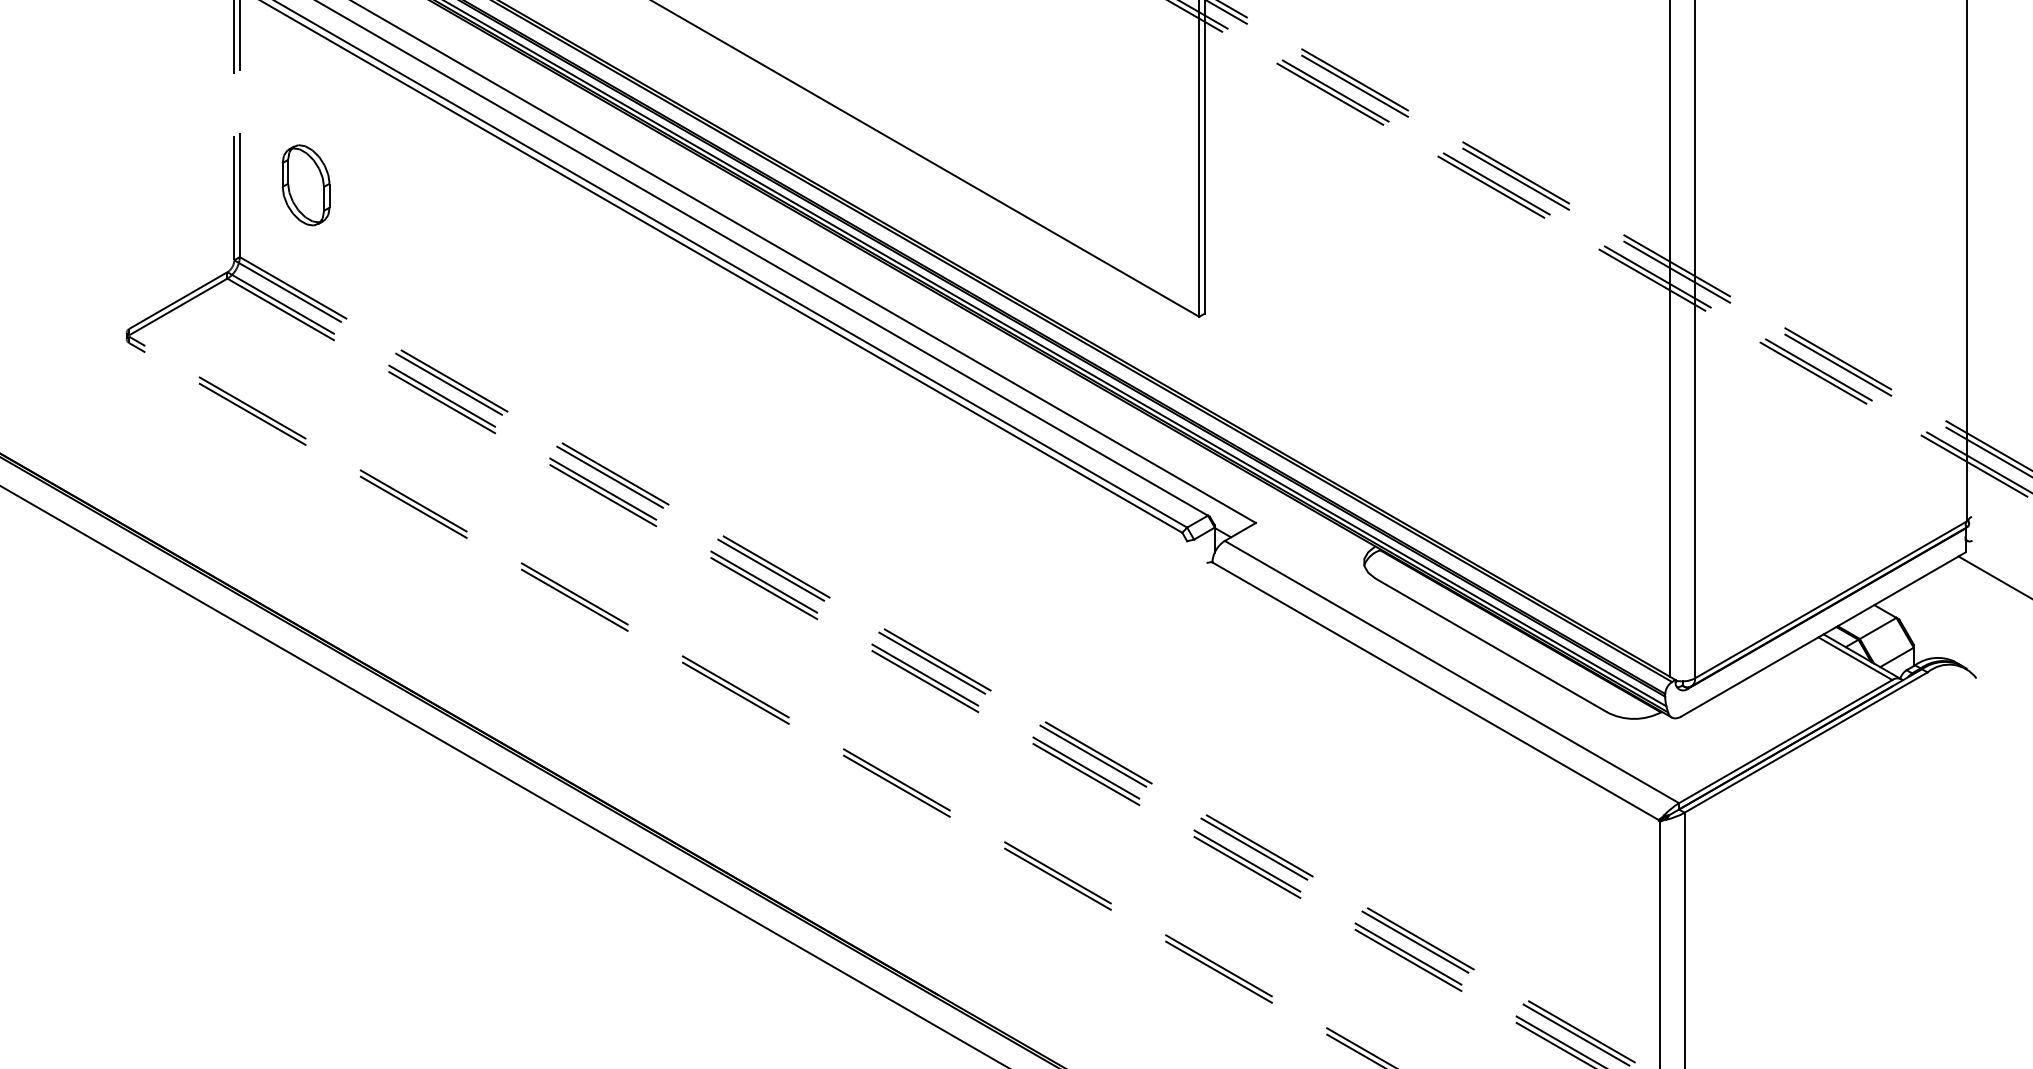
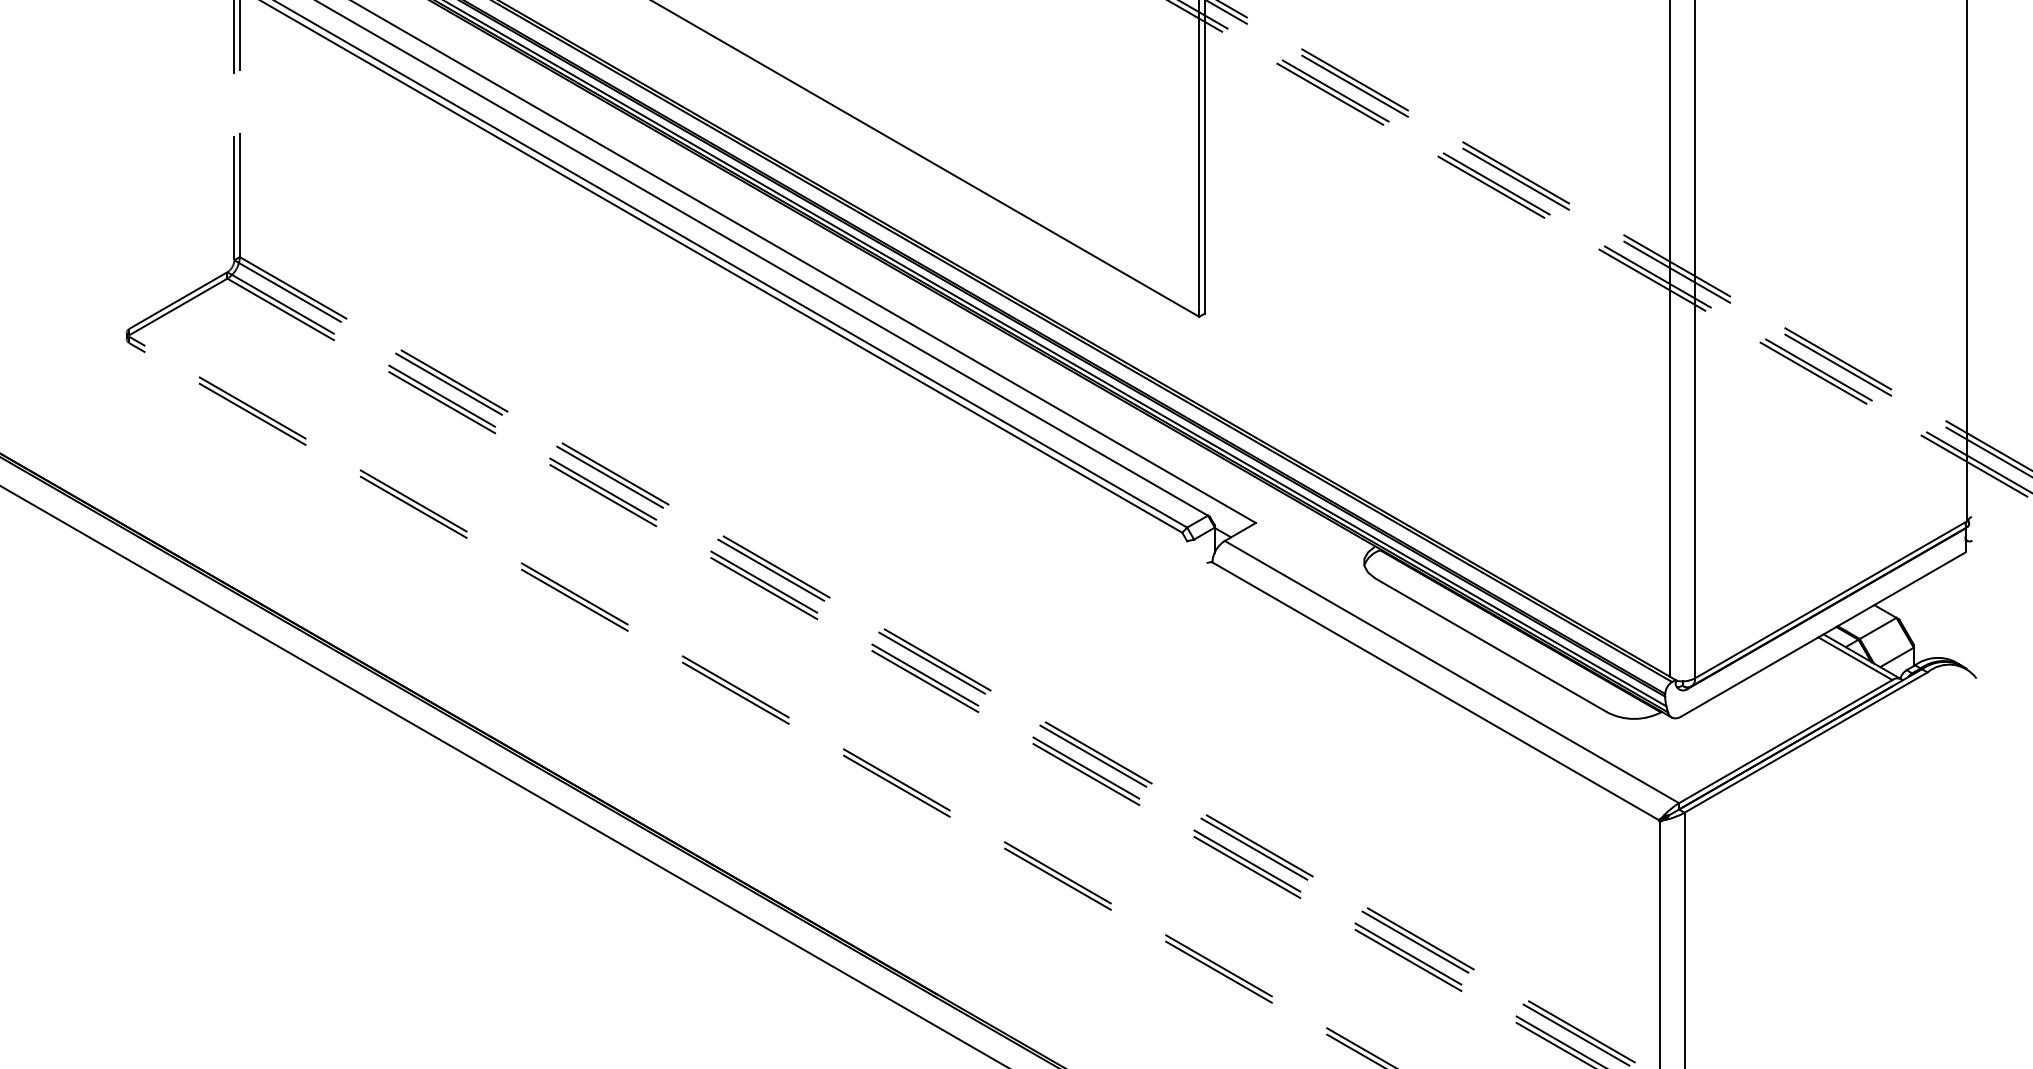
part: present -> none (305, 185)
line: present -> none (1993, 576)
